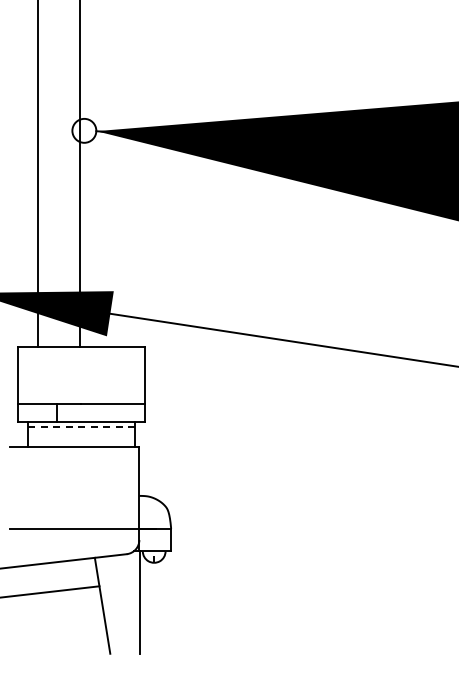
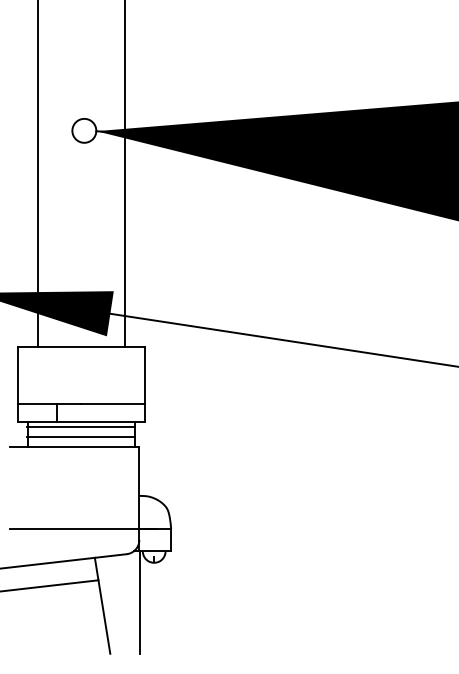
line position: (80, 174) -> (125, 174) (125, 174)
line: dashed -> solid (80, 426)
line: none -> present (81, 436)
line position: (50, 591) -> (50, 585) (50, 585)
